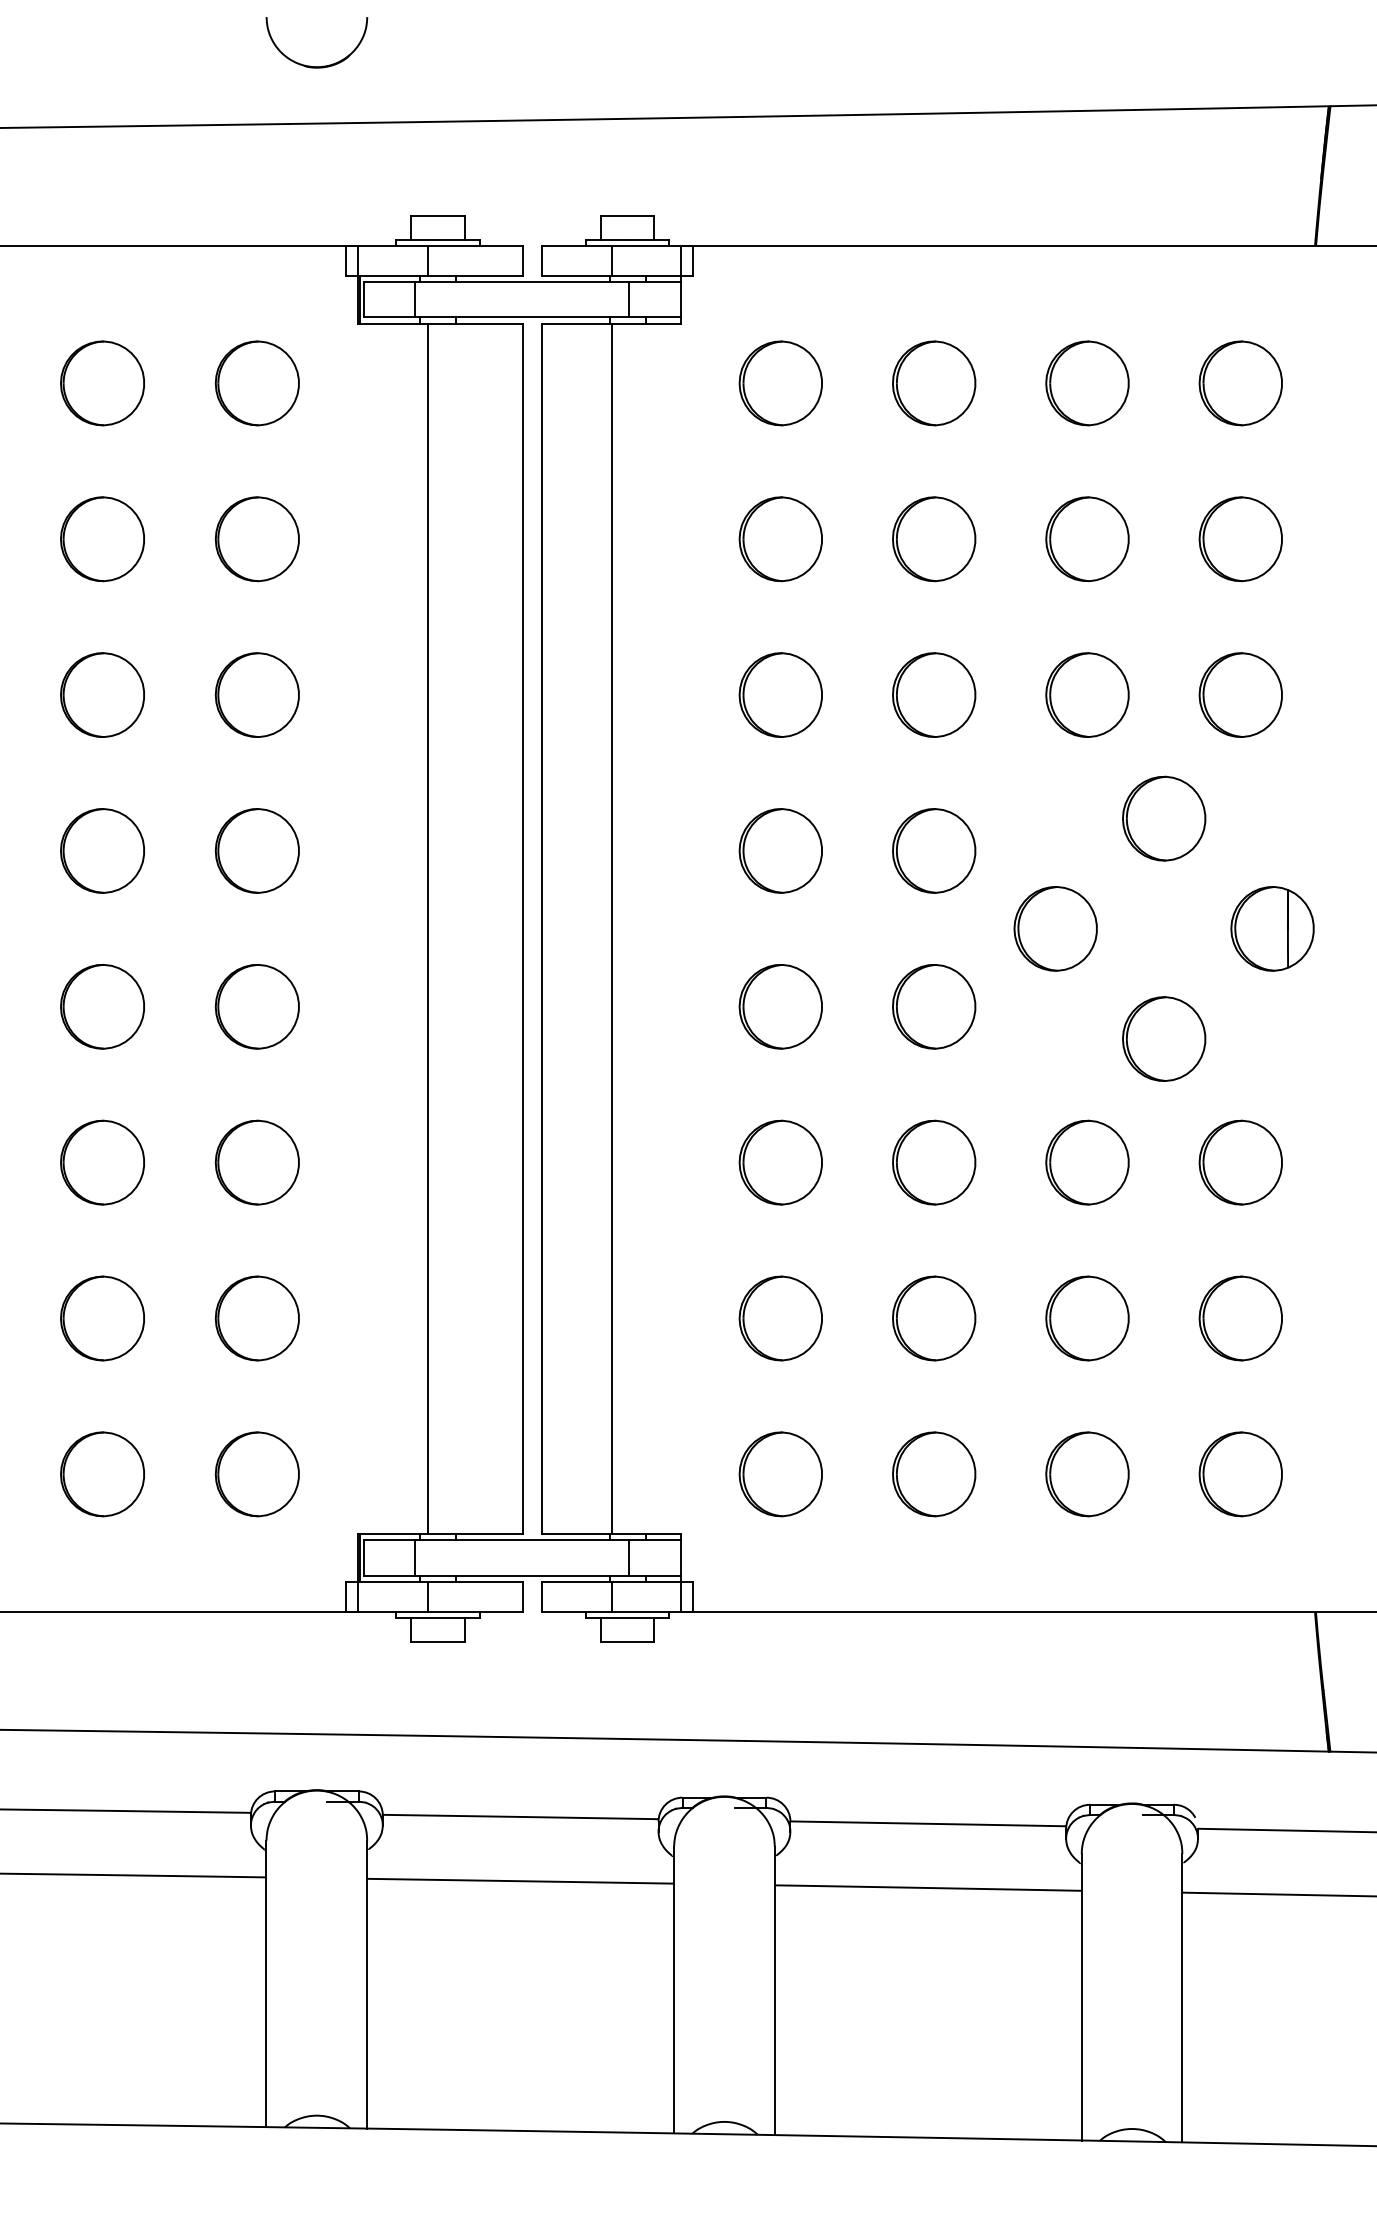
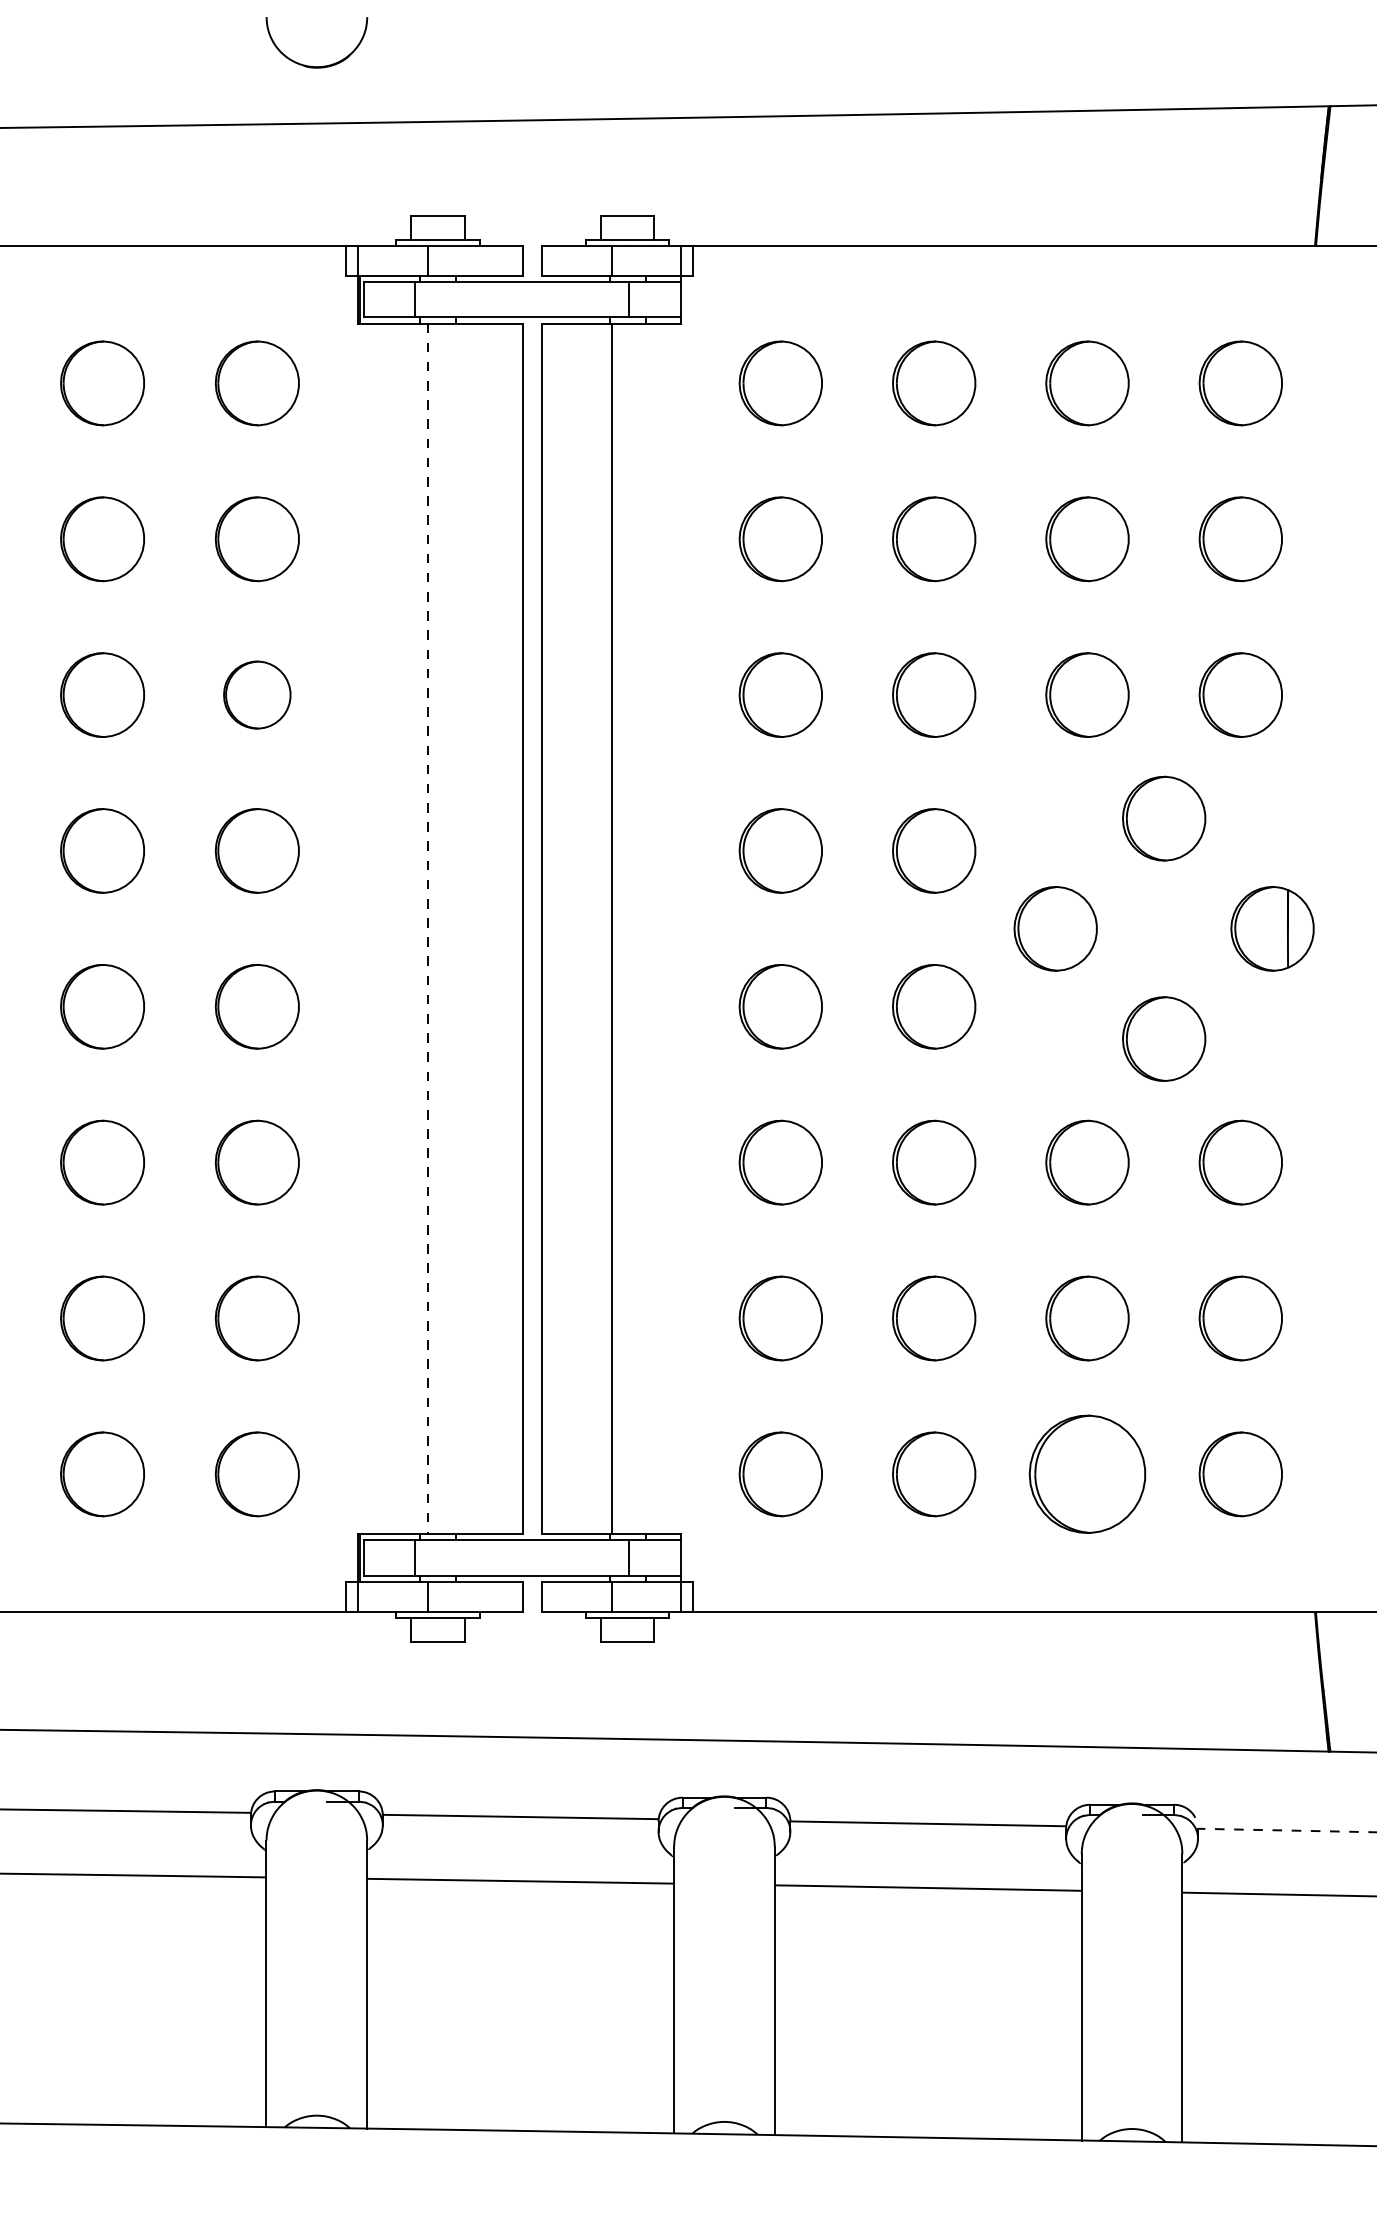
part size: 86x86 px -> 69x70 px (257, 694)
line: solid -> dashed (427, 929)
part size: 85x87 px -> 119x120 px (1087, 1473)
line: solid -> dashed (1287, 1830)
